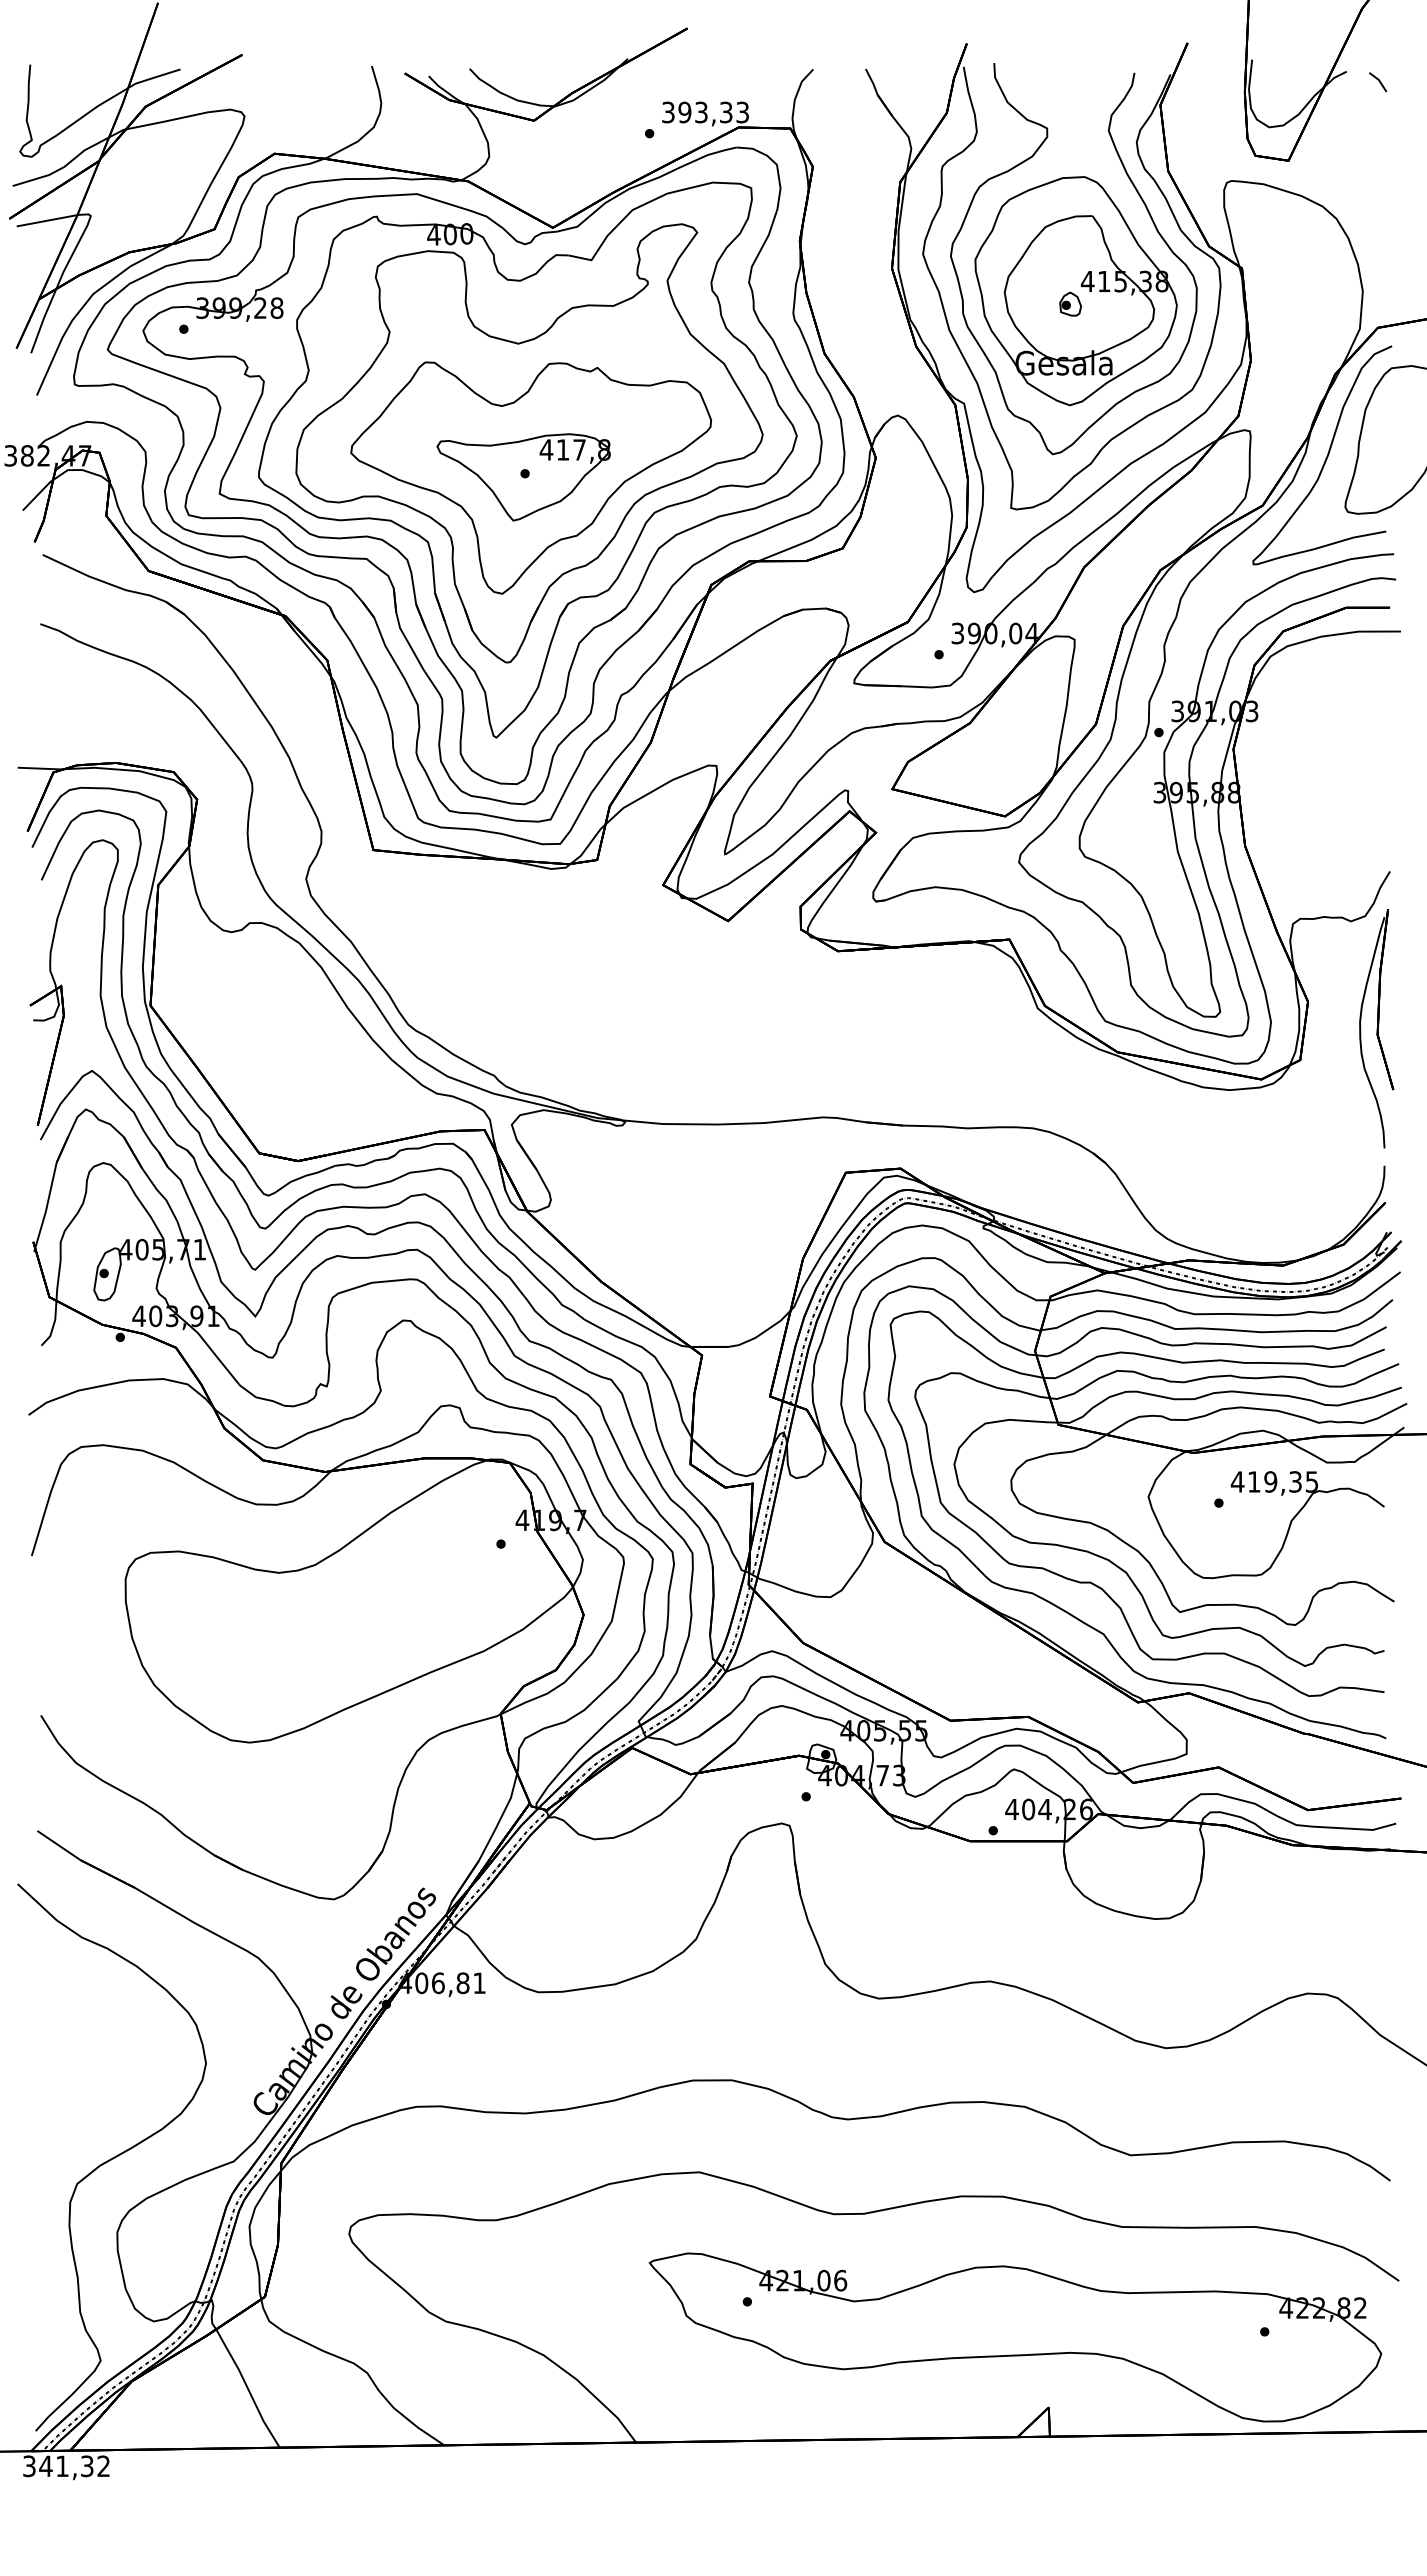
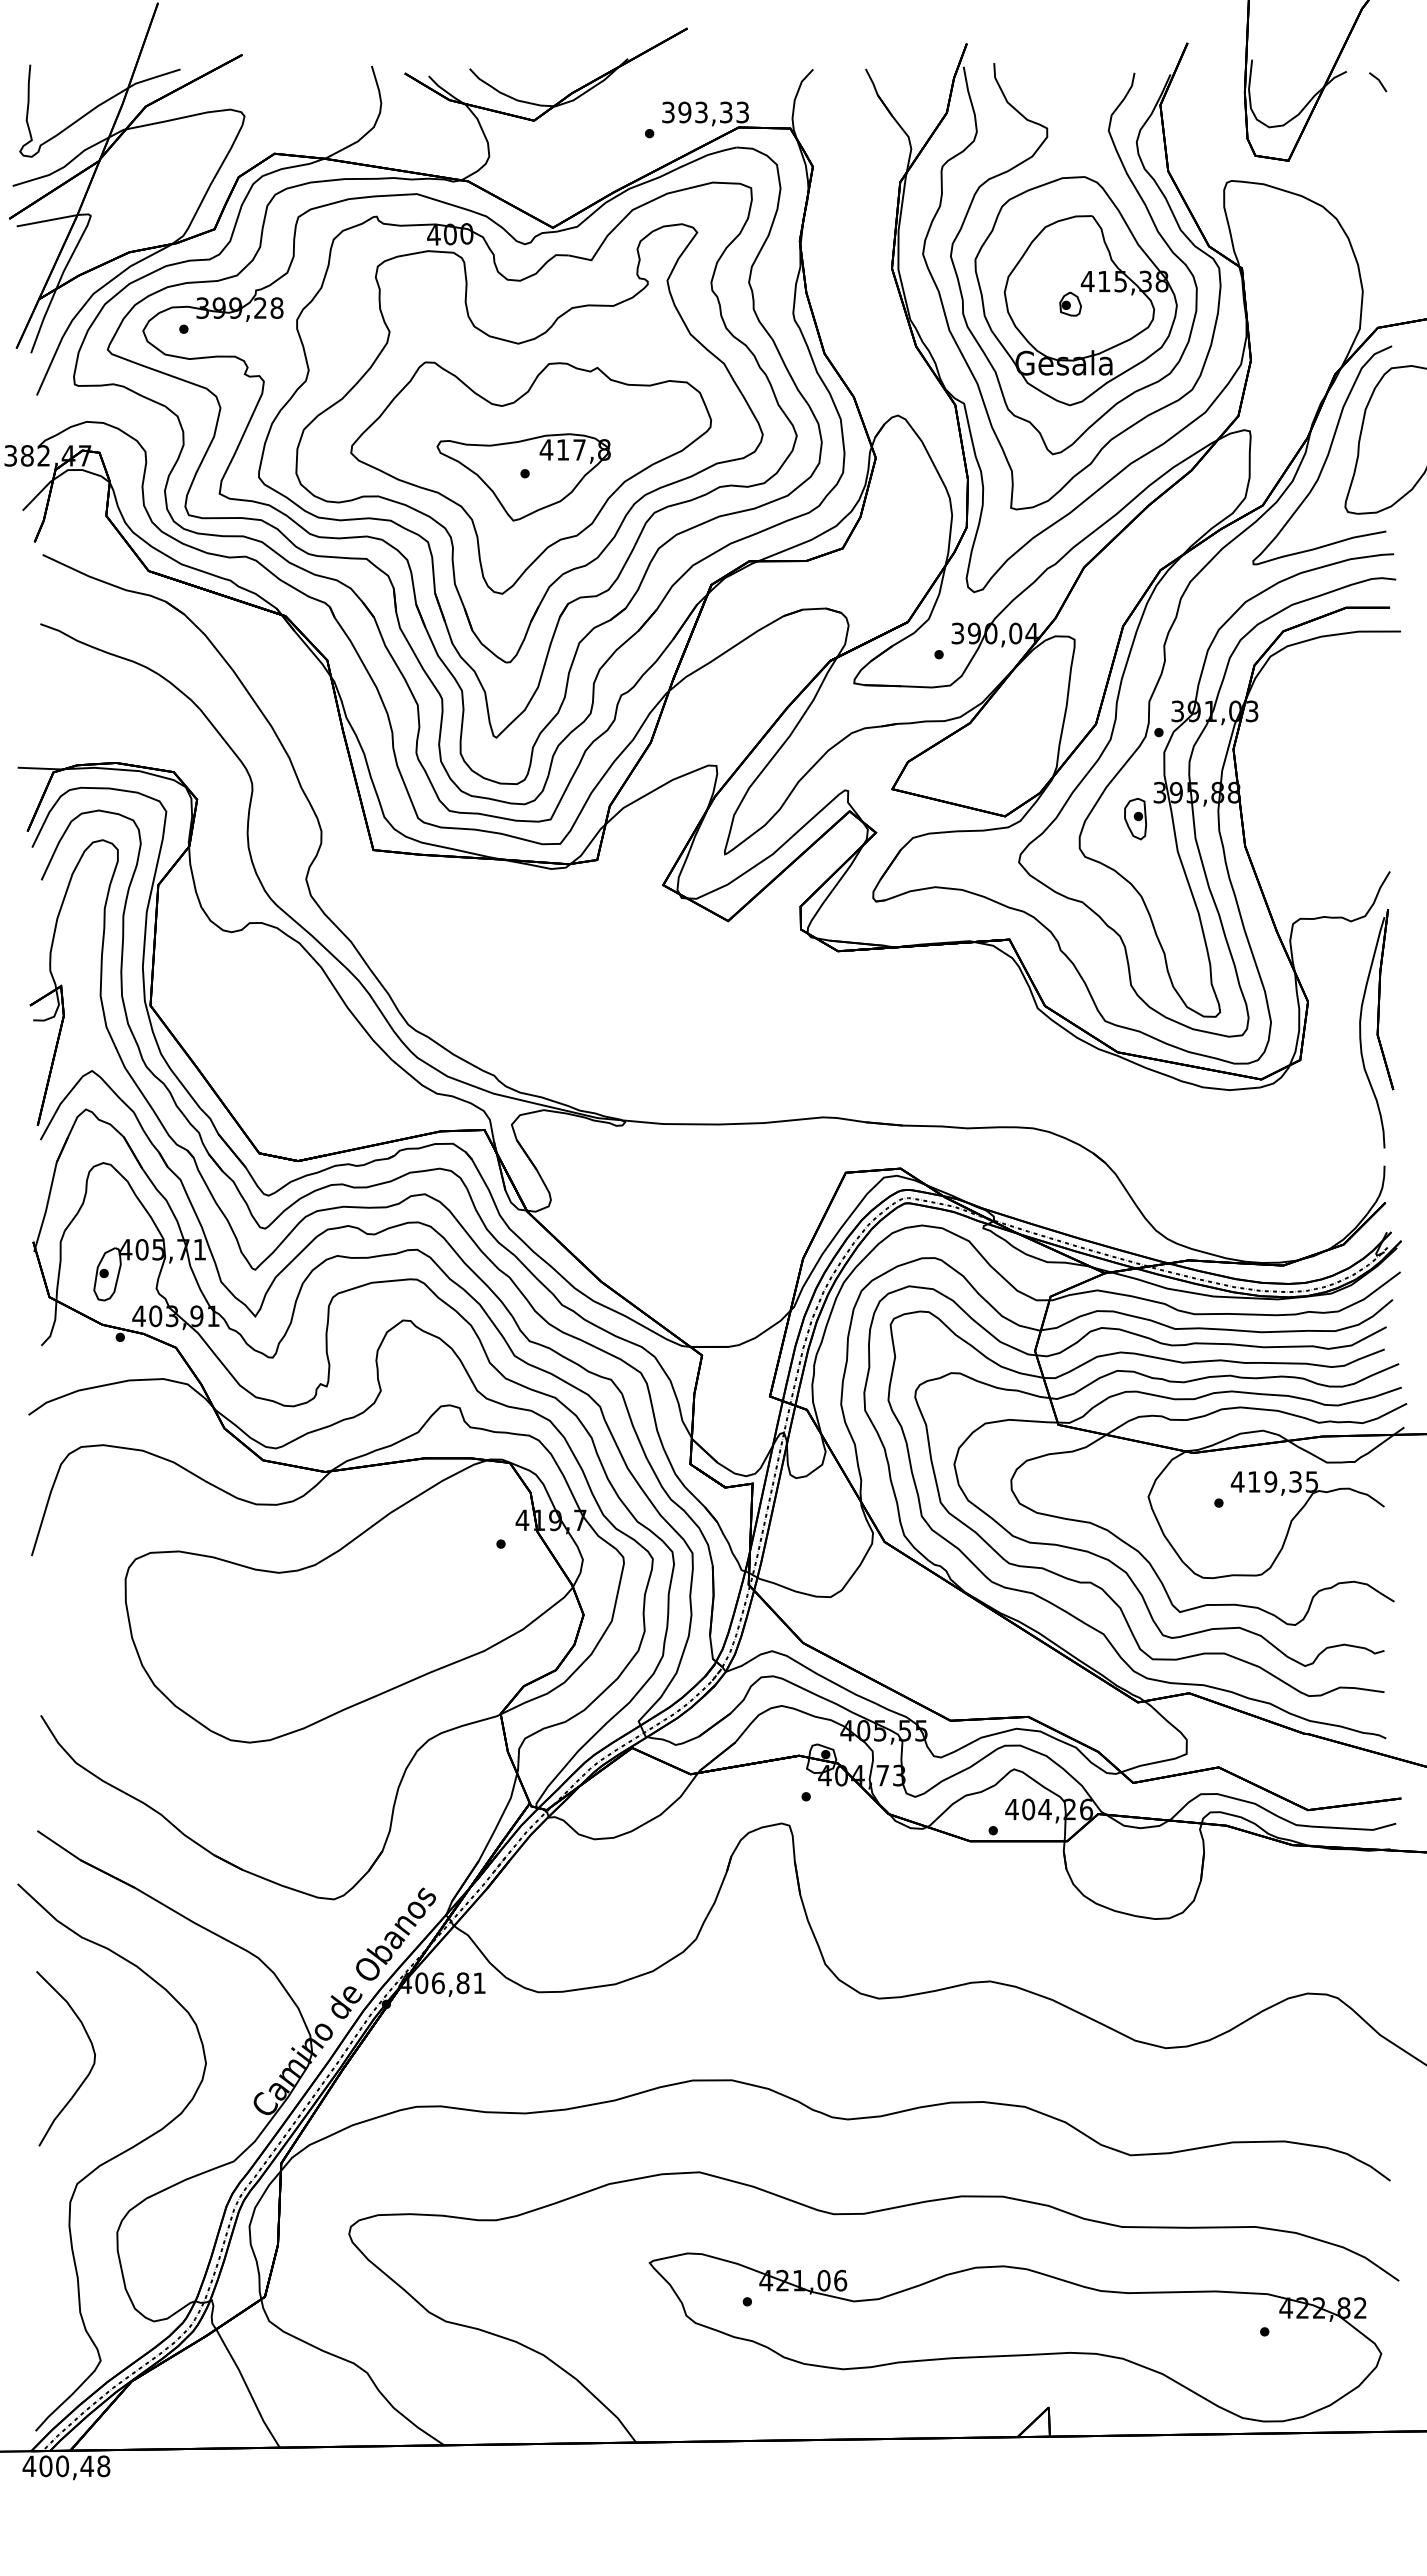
part: none -> present (1135, 819)
curve: none -> present (89, 2070)
text: 341,32 -> 400,48 (66, 2466)
